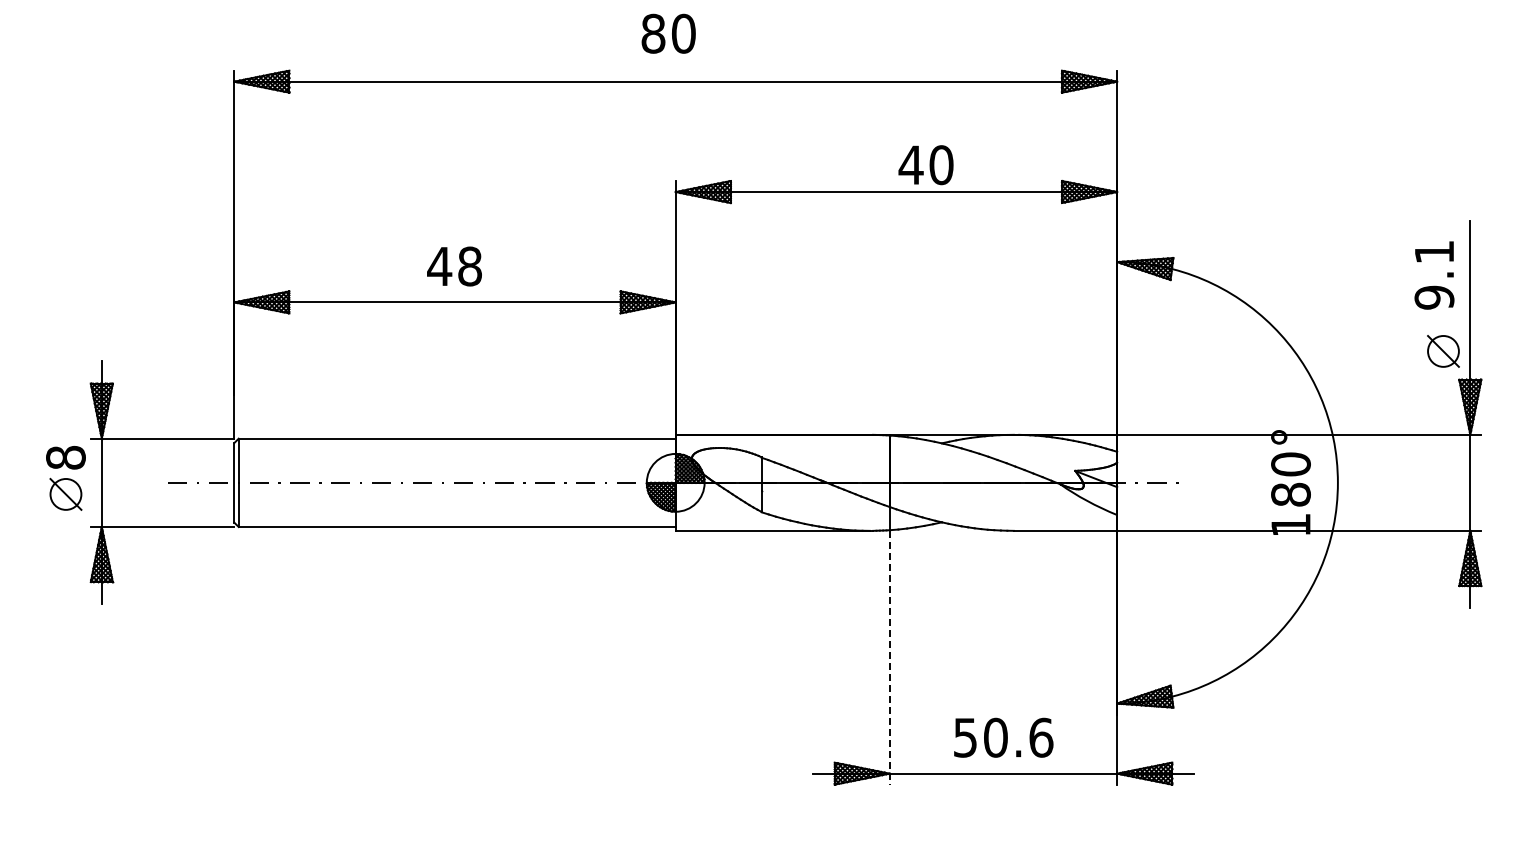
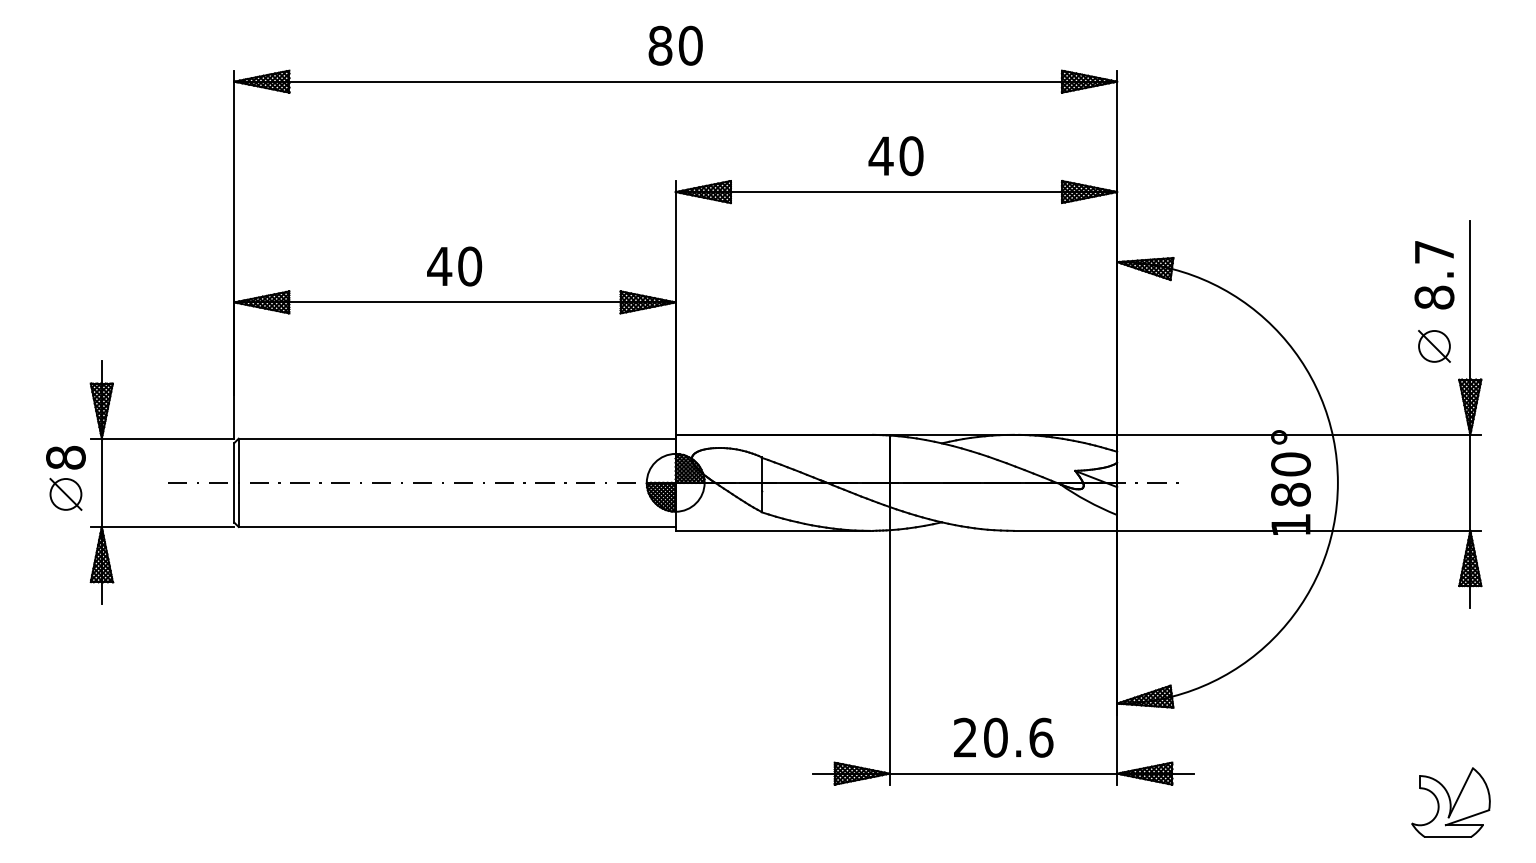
text position: (668, 33) -> (675, 45) (675, 45)
text position: (925, 165) -> (895, 156) (895, 156)
text: 48 -> 40 (470, 266)
text: 9.1 -> 8.7 (1434, 275)
part position: (1443, 351) -> (1434, 346) (1434, 346)
line: dashed -> solid (889, 657)
text: 50.6 -> 20.6 (965, 737)
part: none -> present (1450, 802)
